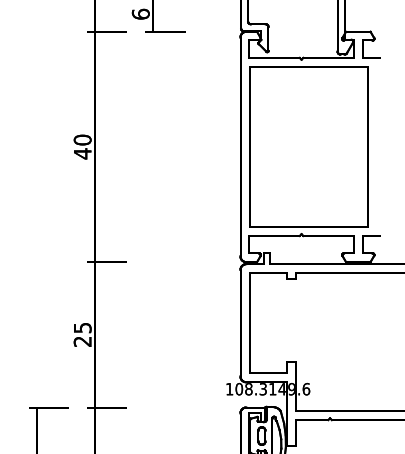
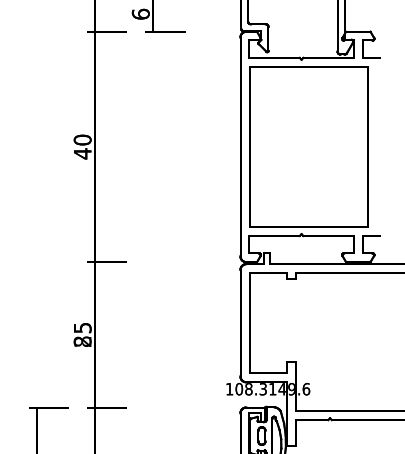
text: 25 -> 85 (82, 341)
